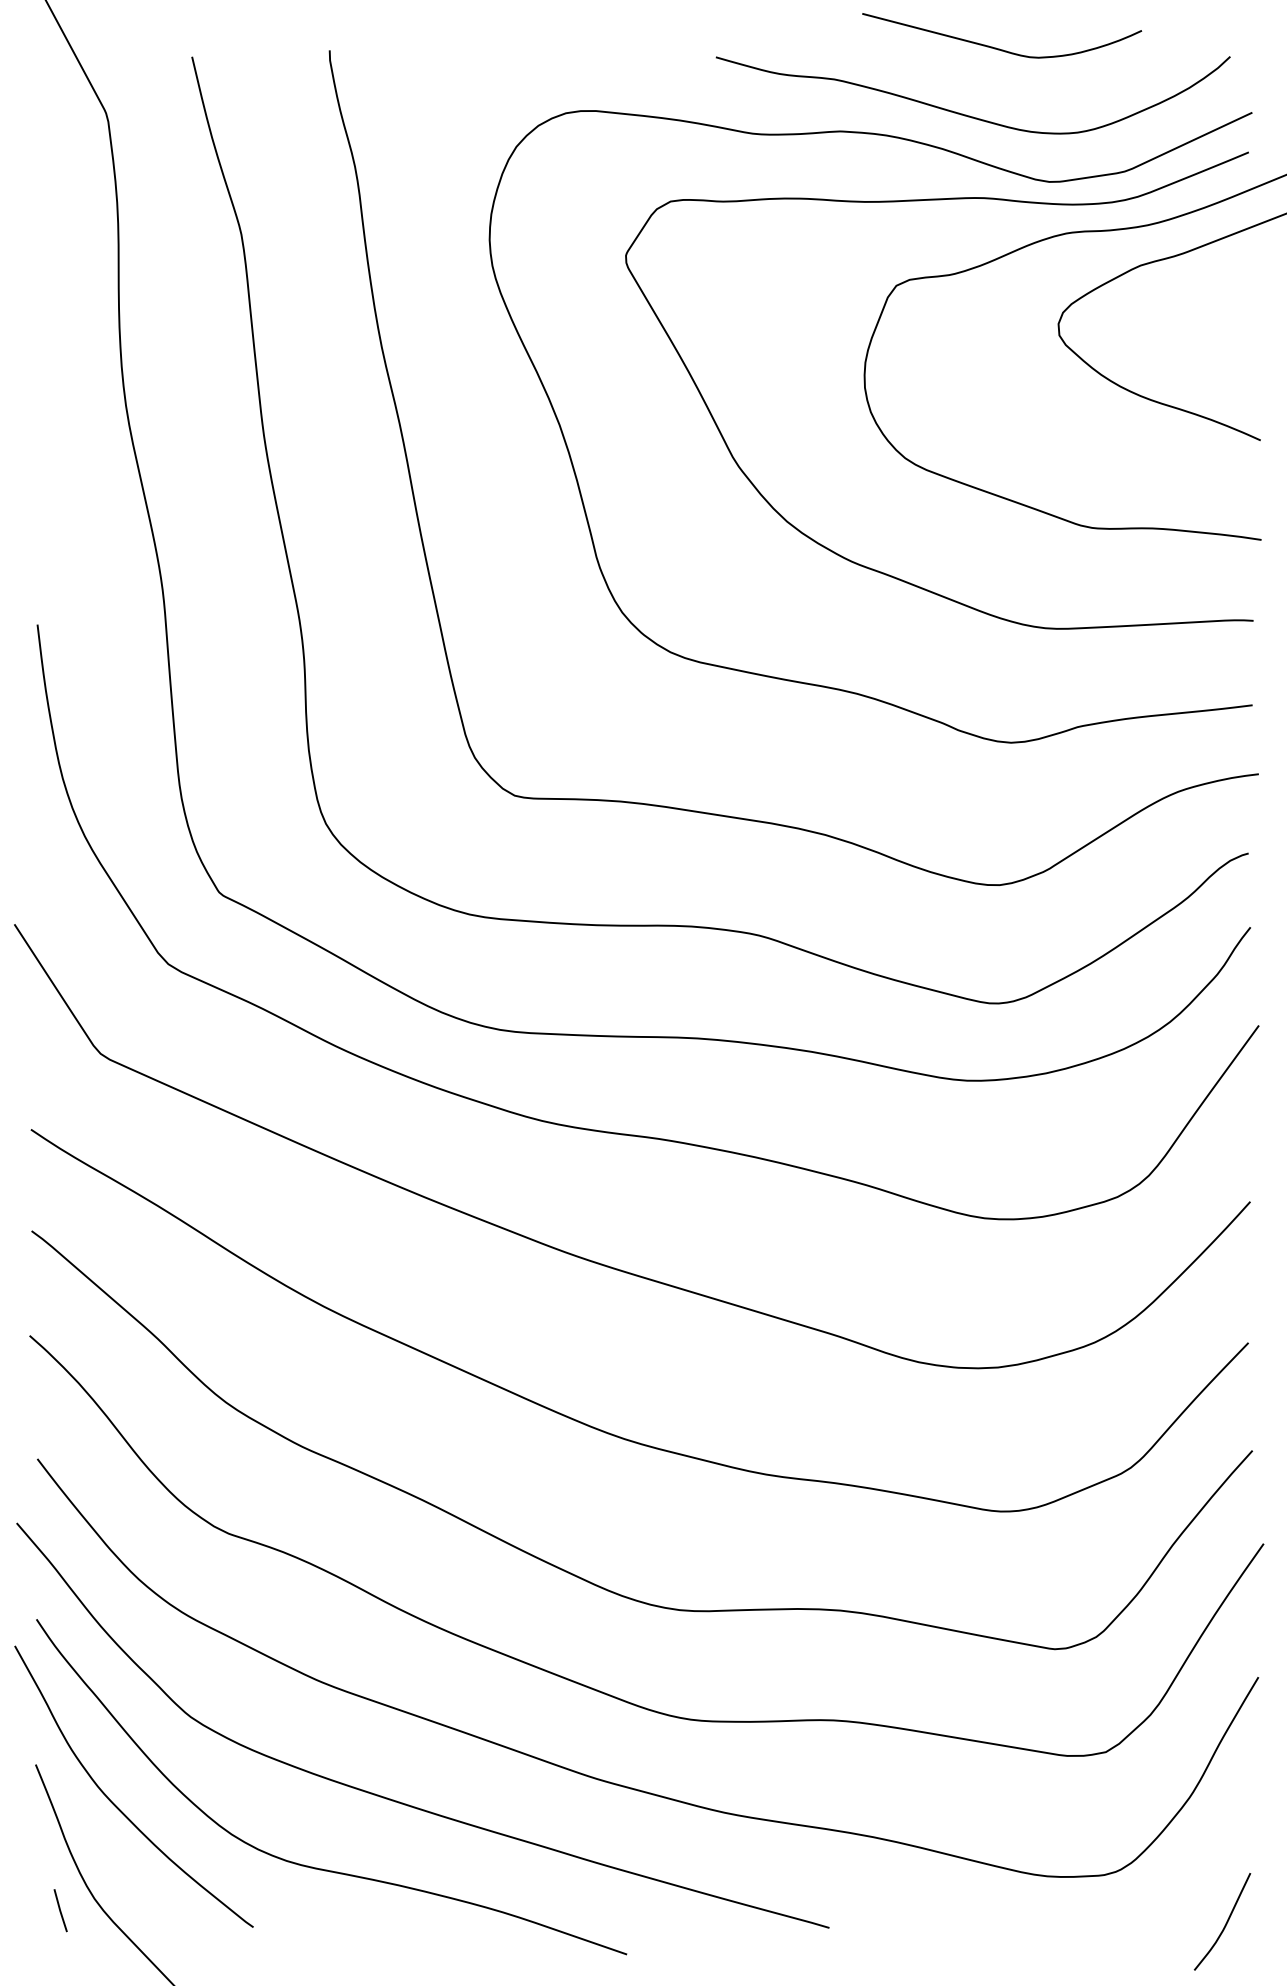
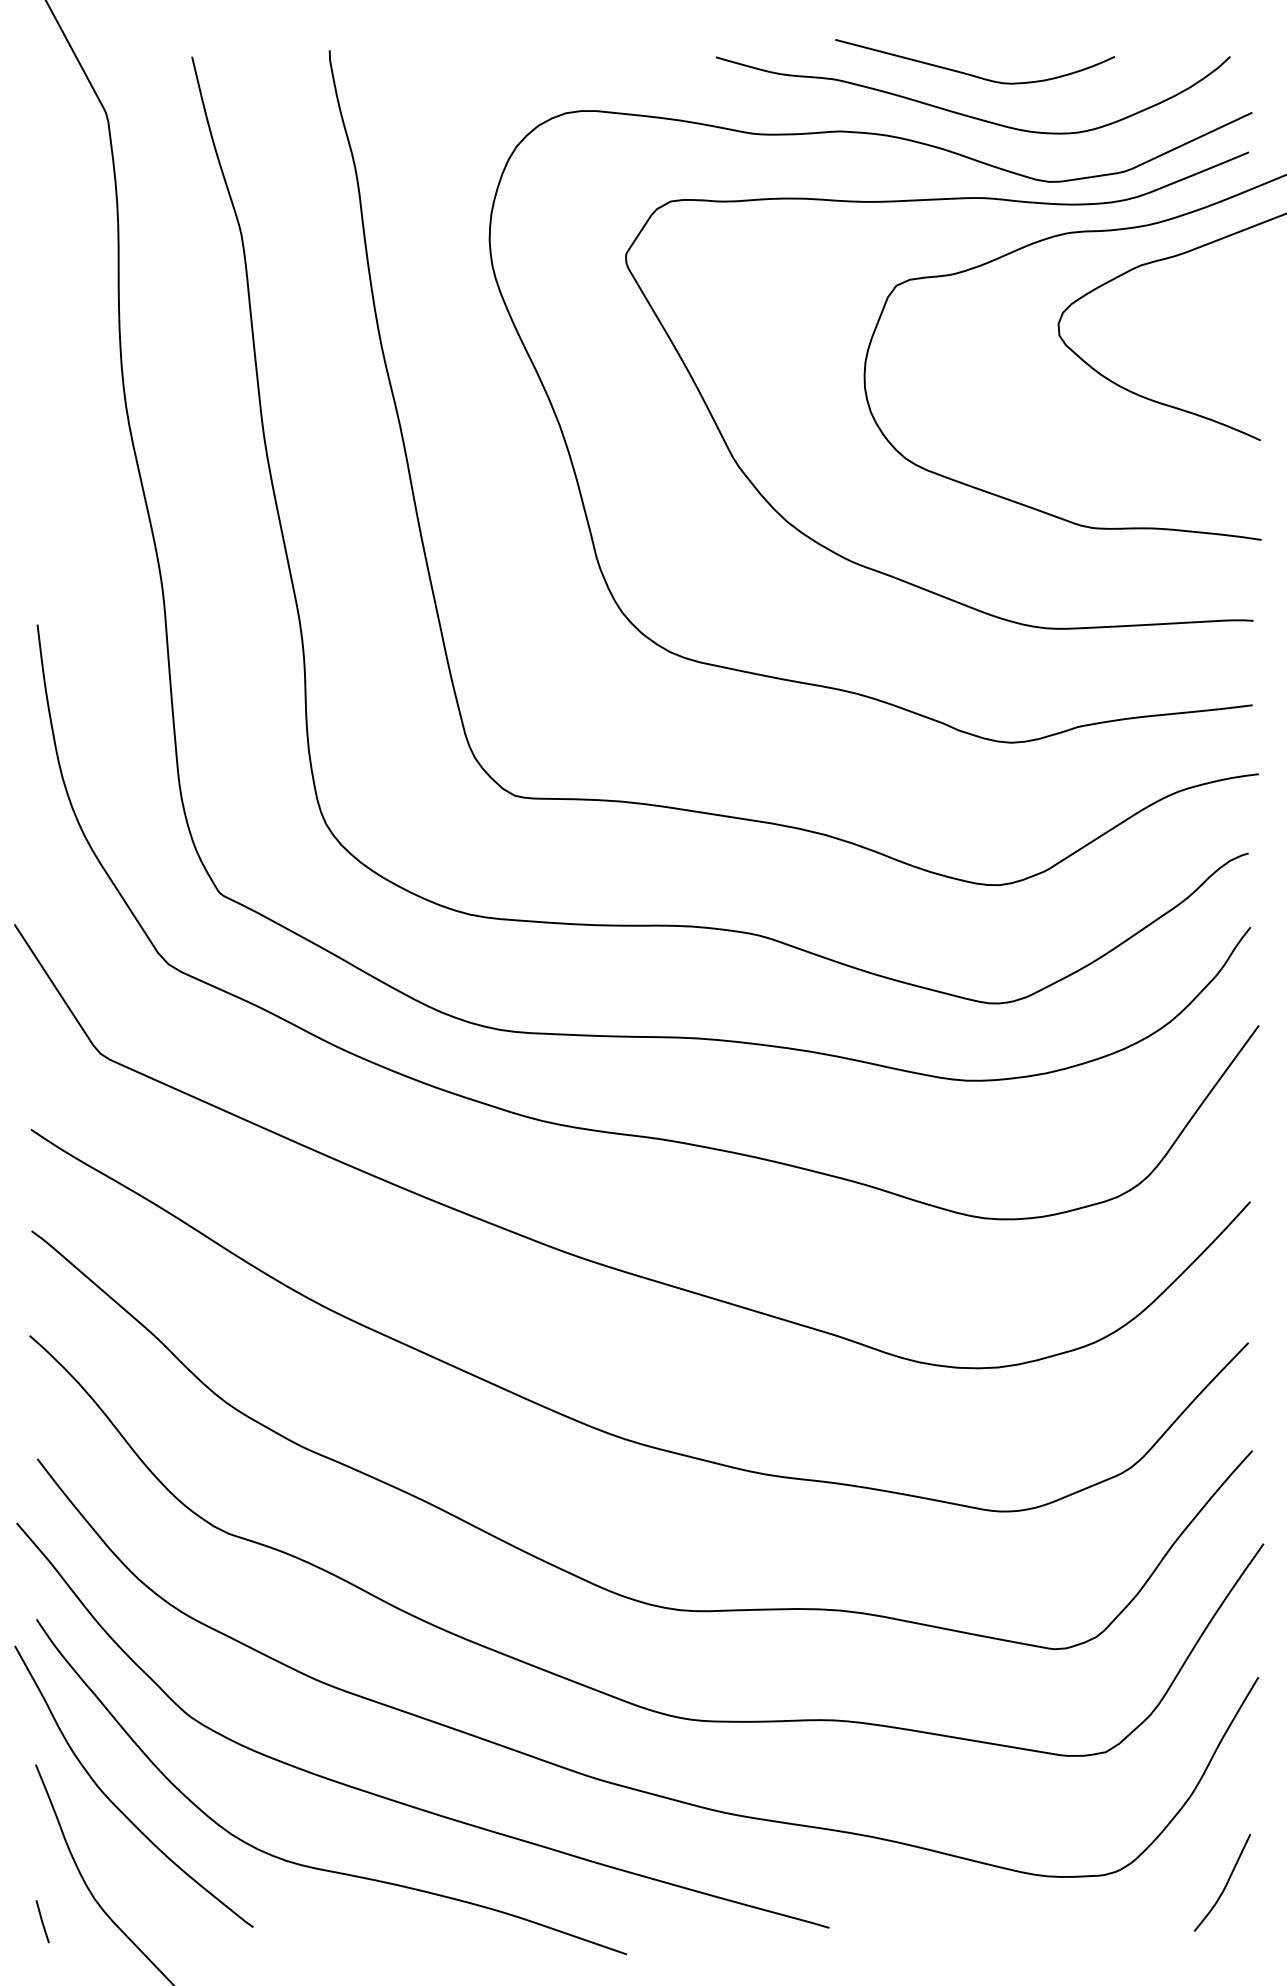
curve position: (999, 48) -> (972, 74) (972, 74)
line position: (60, 1910) -> (42, 1921) (42, 1921)
curve position: (1225, 1923) -> (1225, 1884) (1225, 1884)
